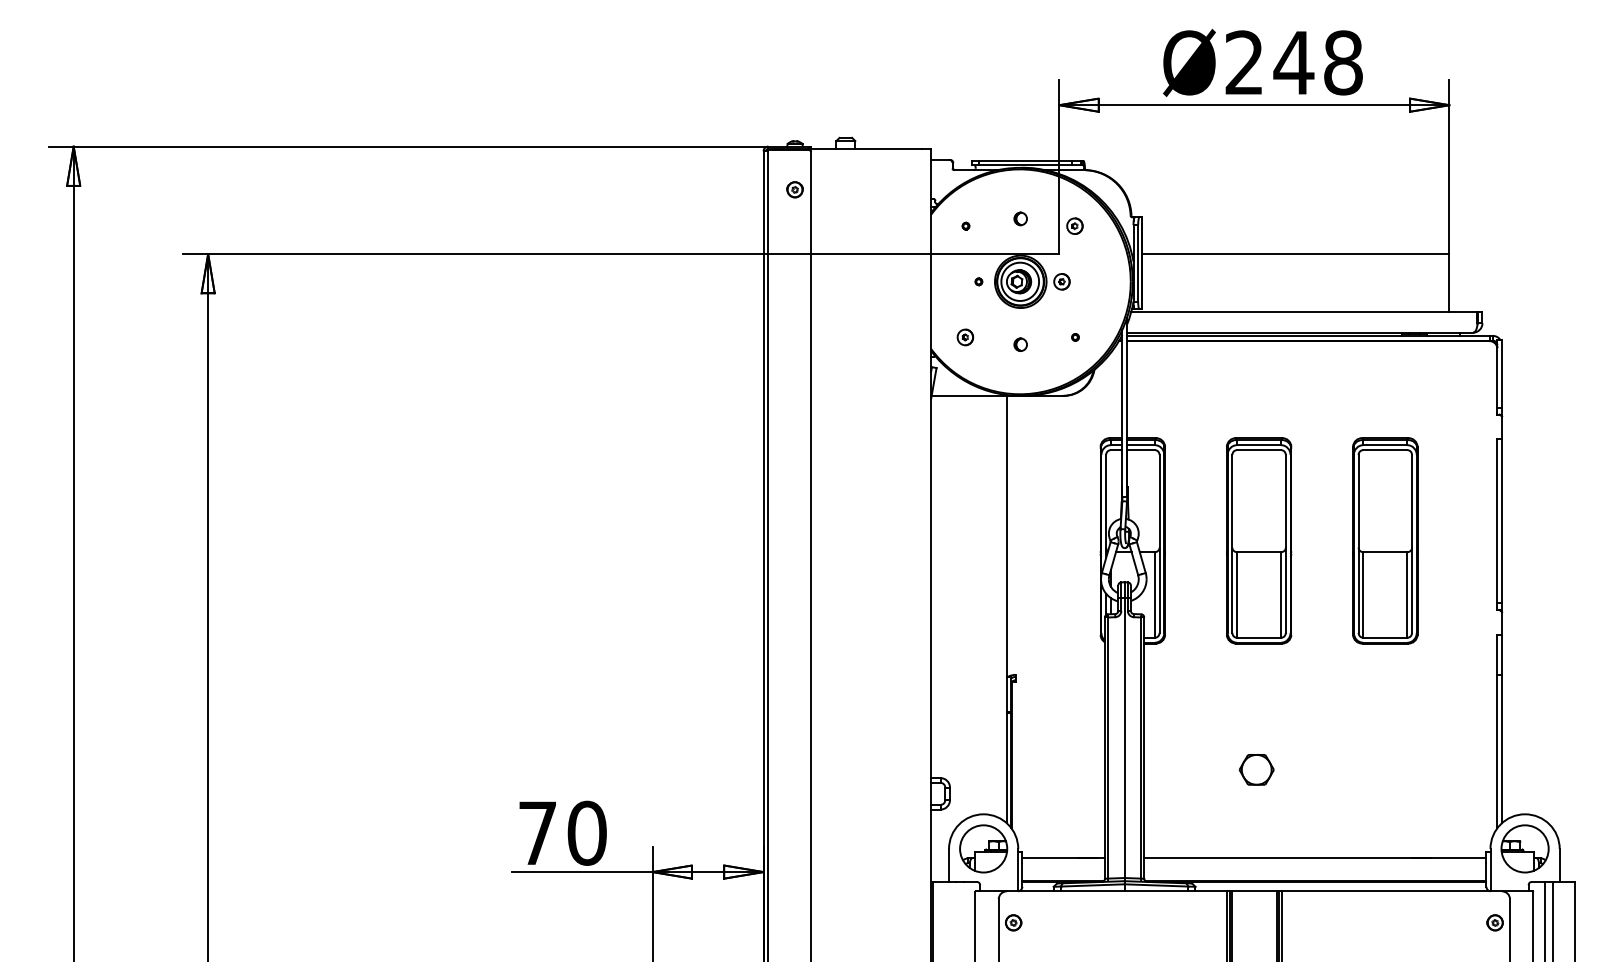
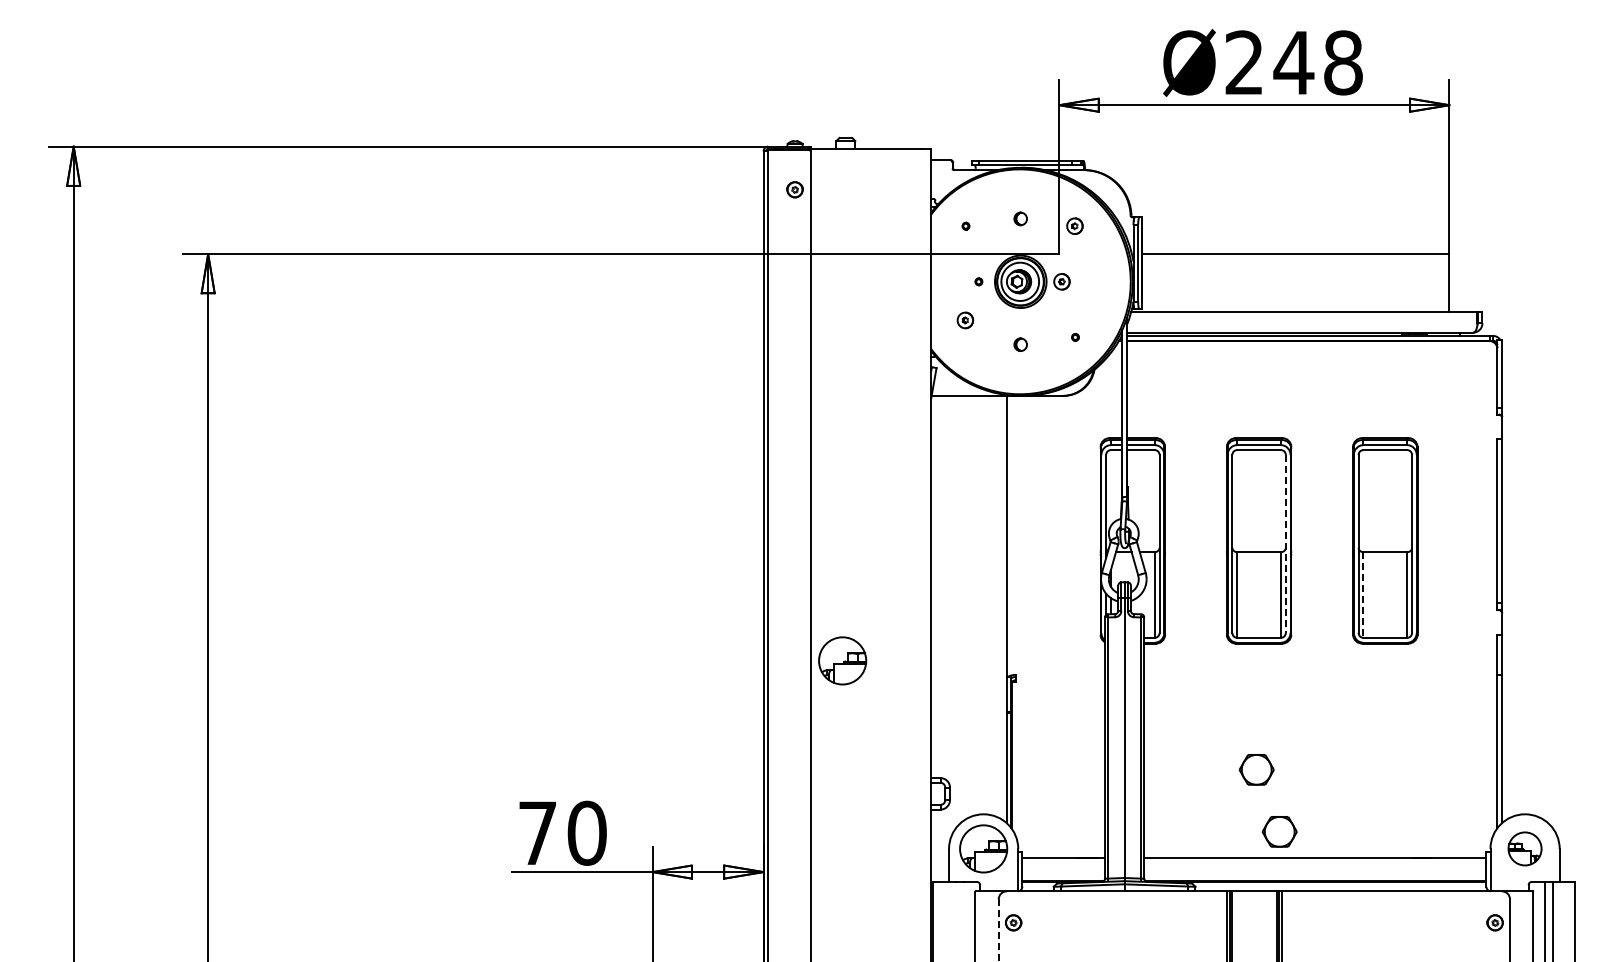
part position: (965, 337) -> (965, 320) (965, 320)
line: solid -> dashed (1285, 543)
line: solid -> dashed (1363, 594)
part: none -> present (842, 660)
part: none -> present (1279, 831)
part size: 50x50 px -> 36x36 px (1524, 848)
line: solid -> dashed (998, 930)
